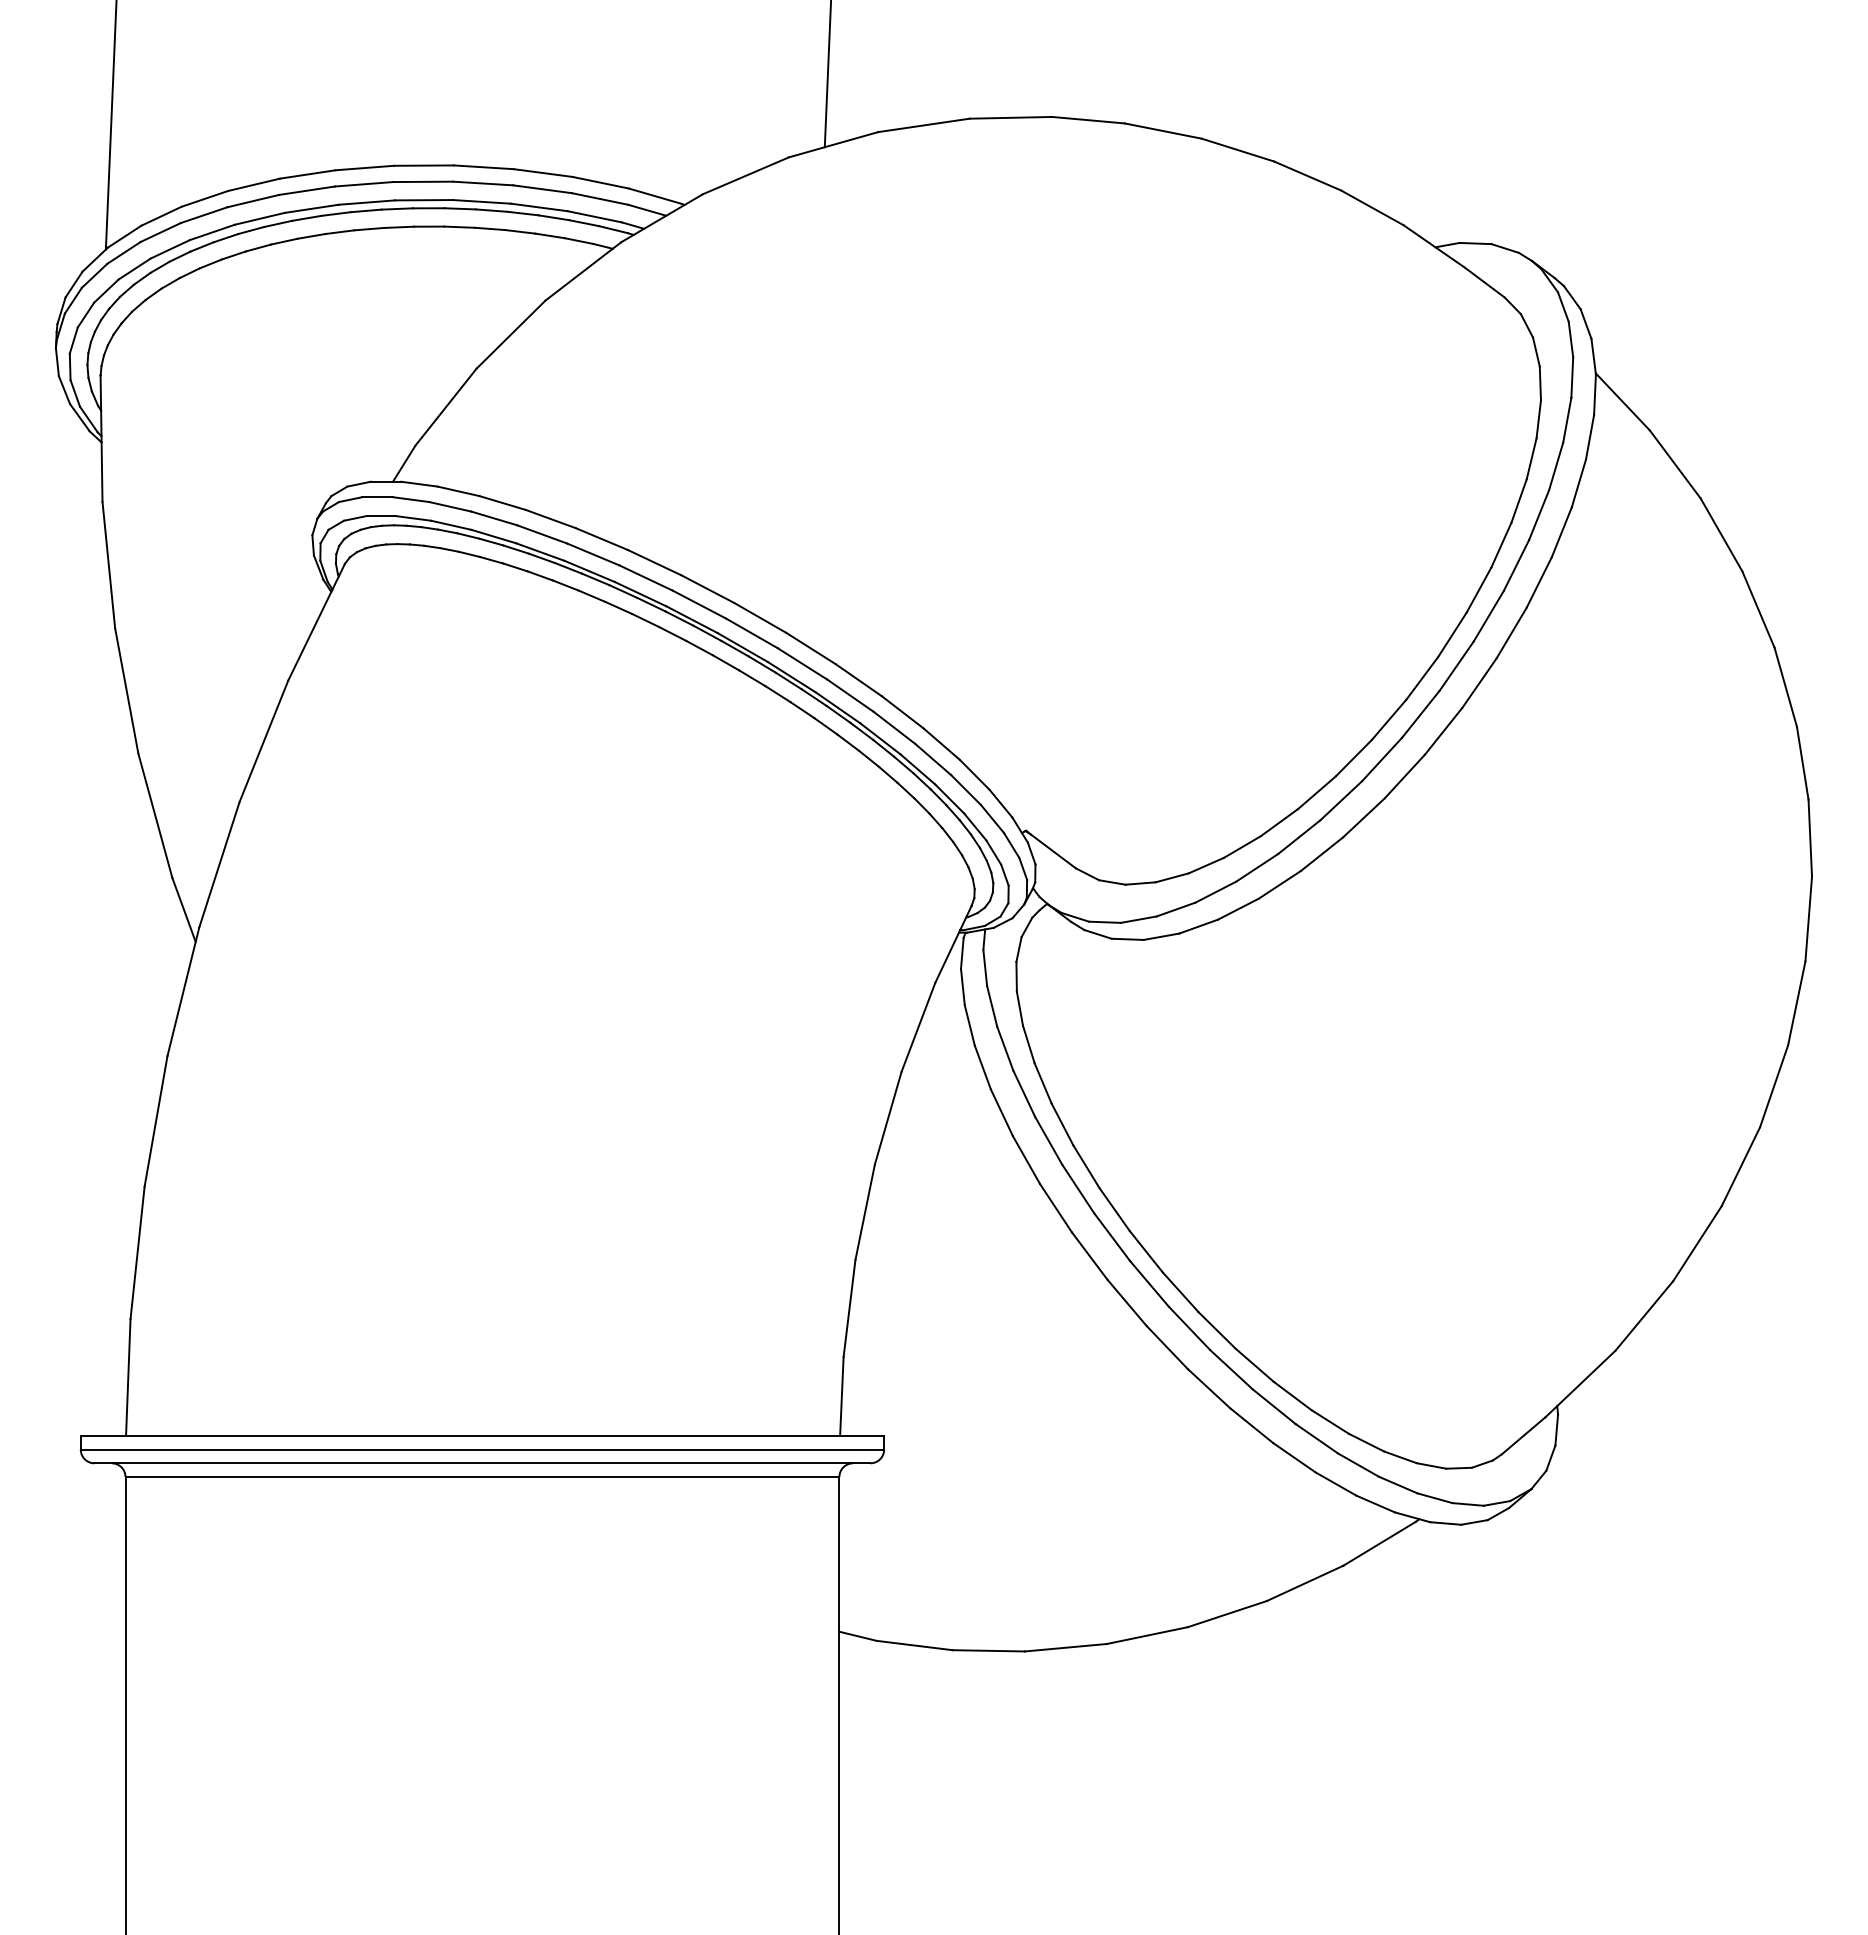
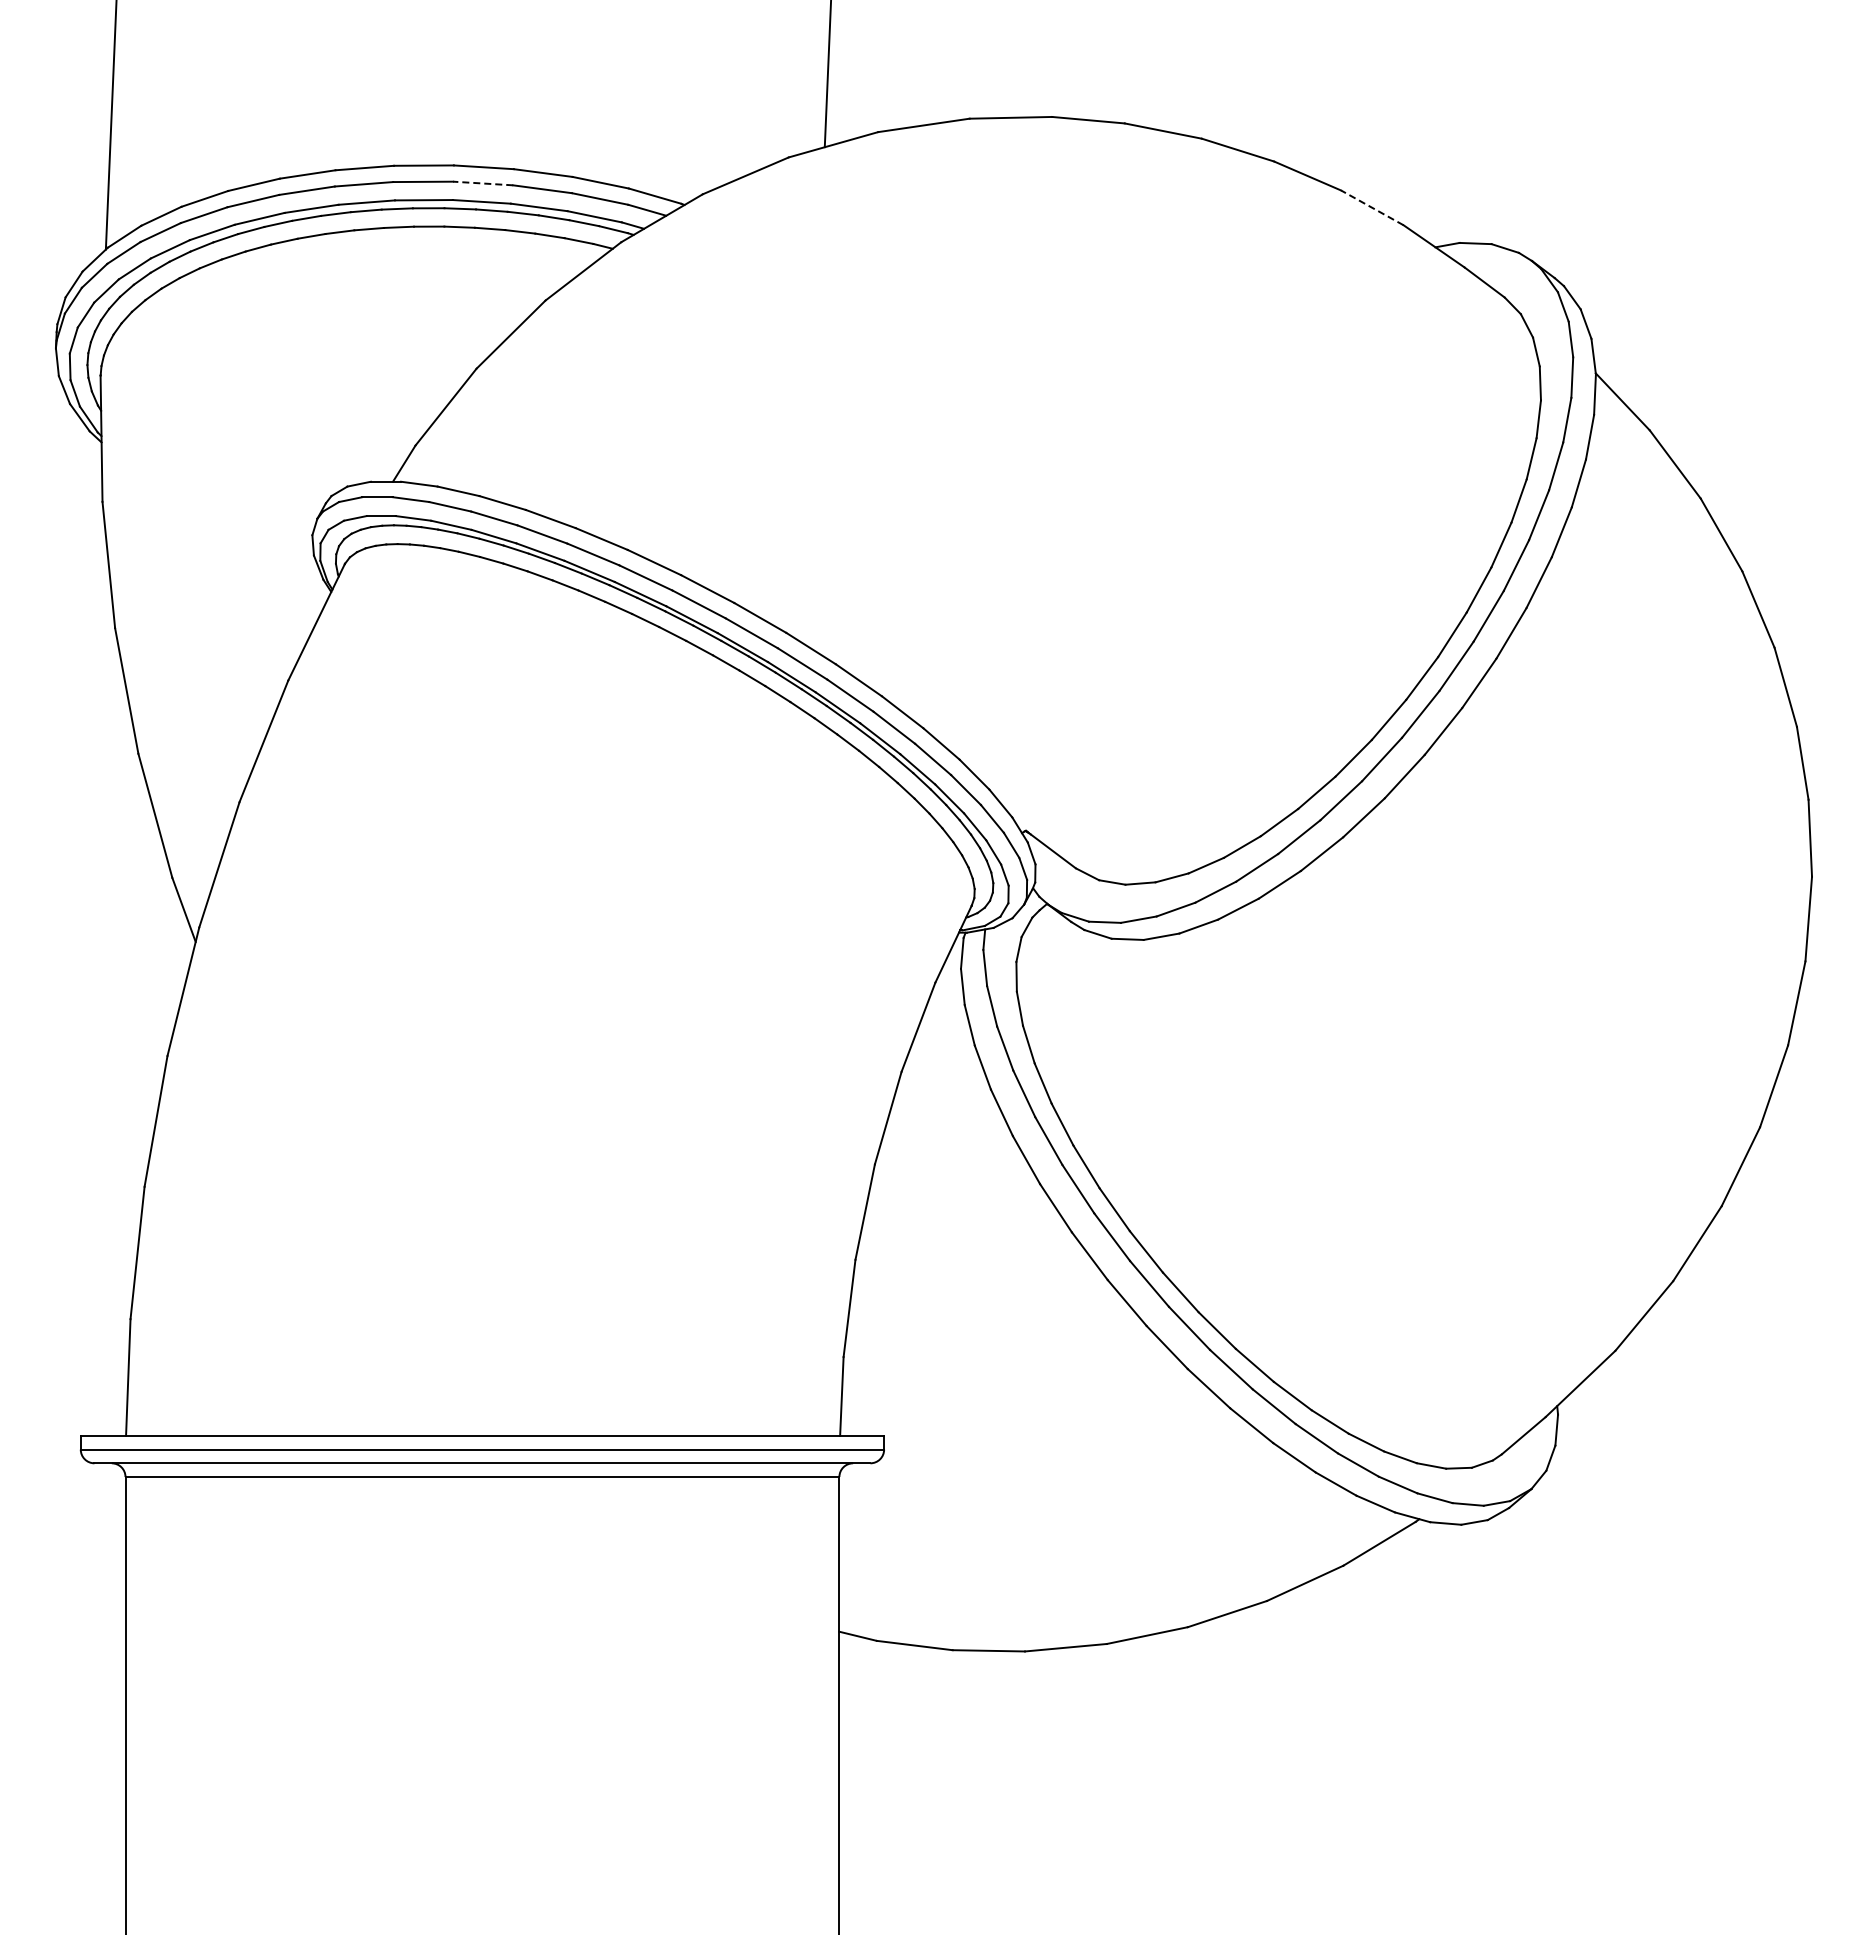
line: solid -> dashed (482, 183)
line: solid -> dashed (1372, 207)
